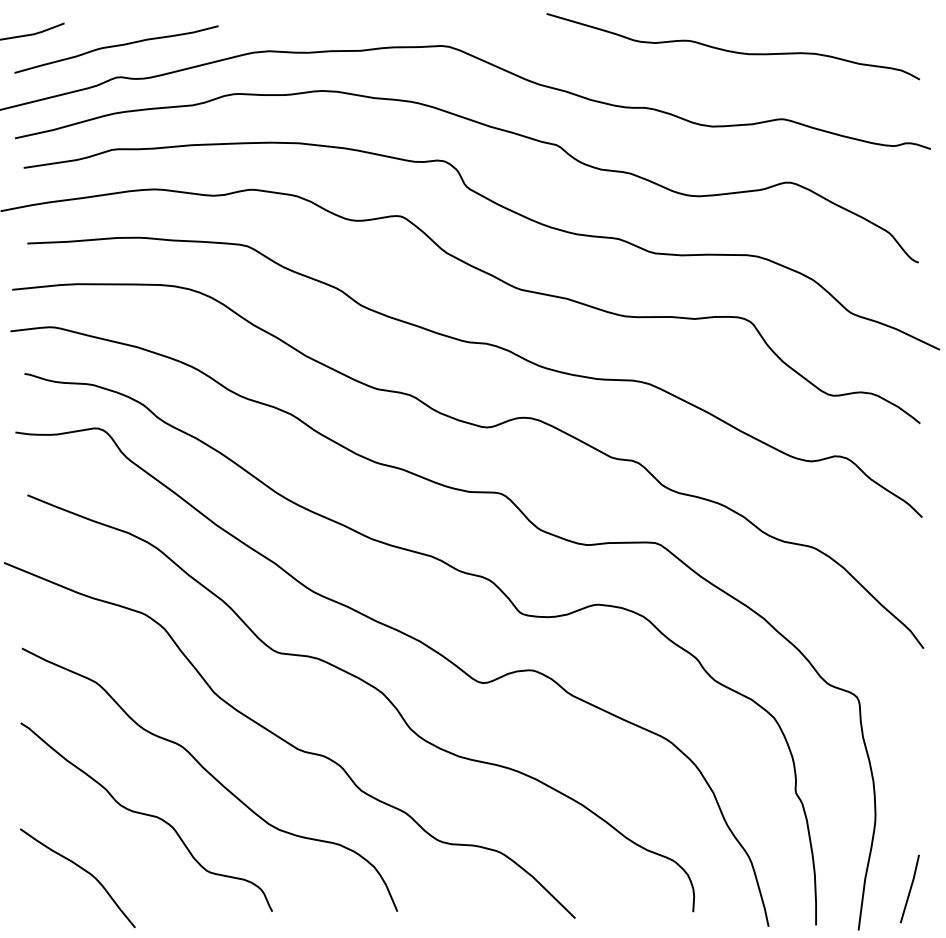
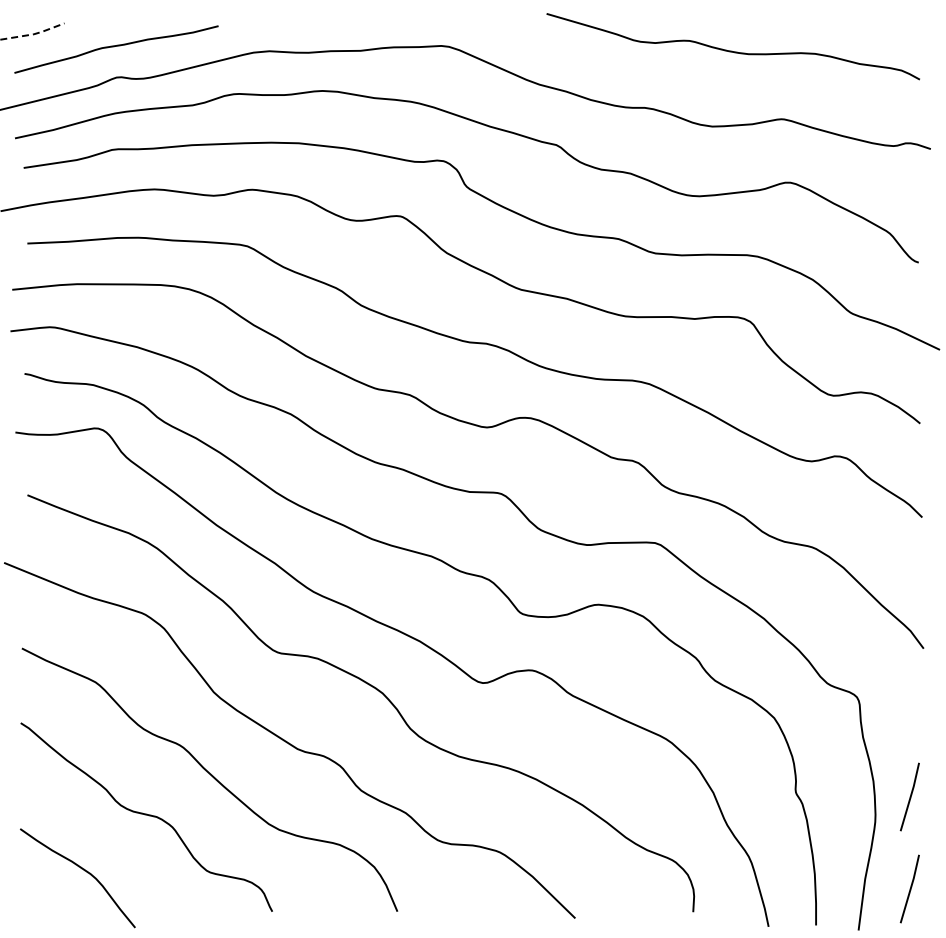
line: solid -> dashed (33, 34)
line: none -> present (909, 796)
